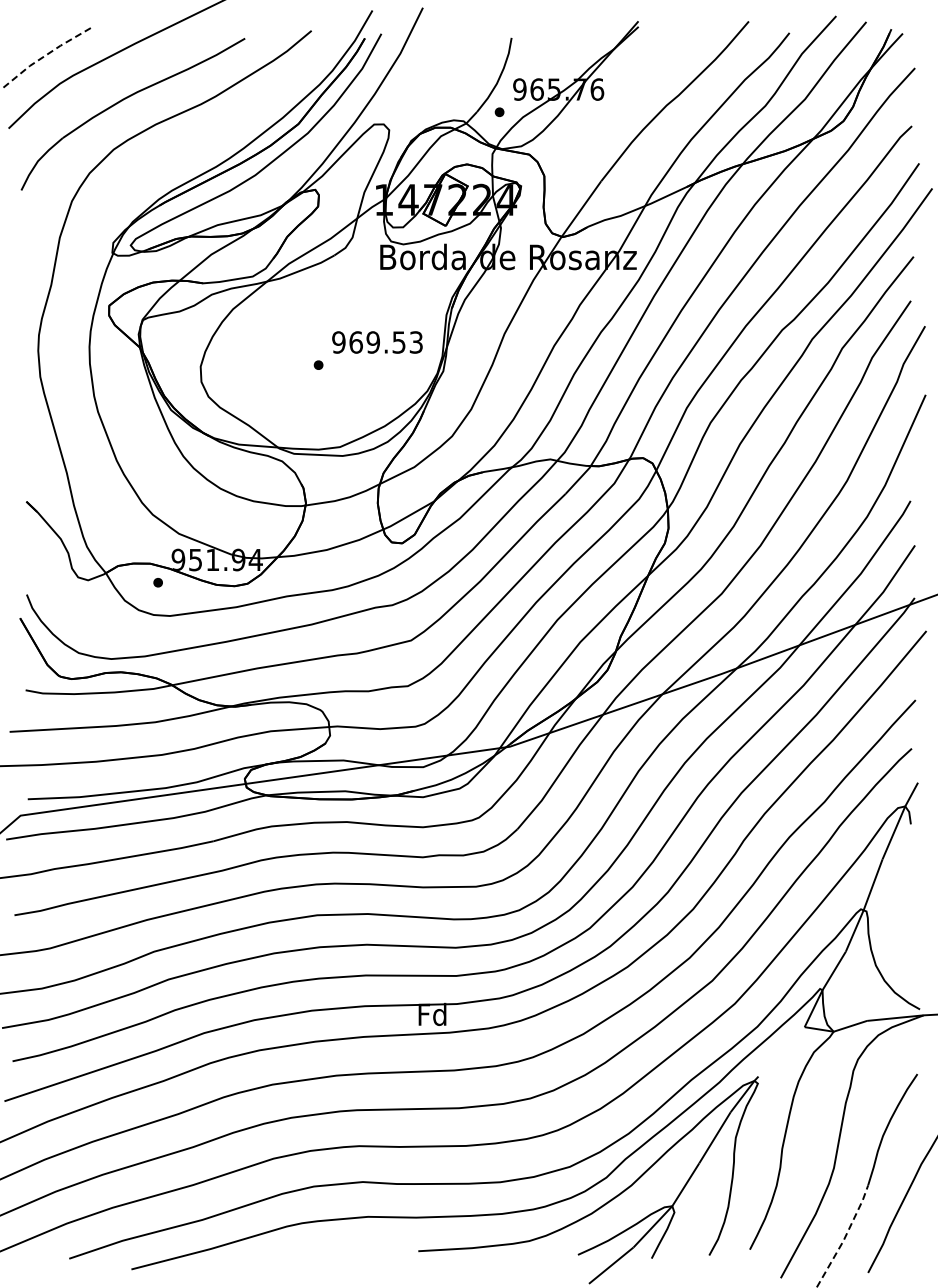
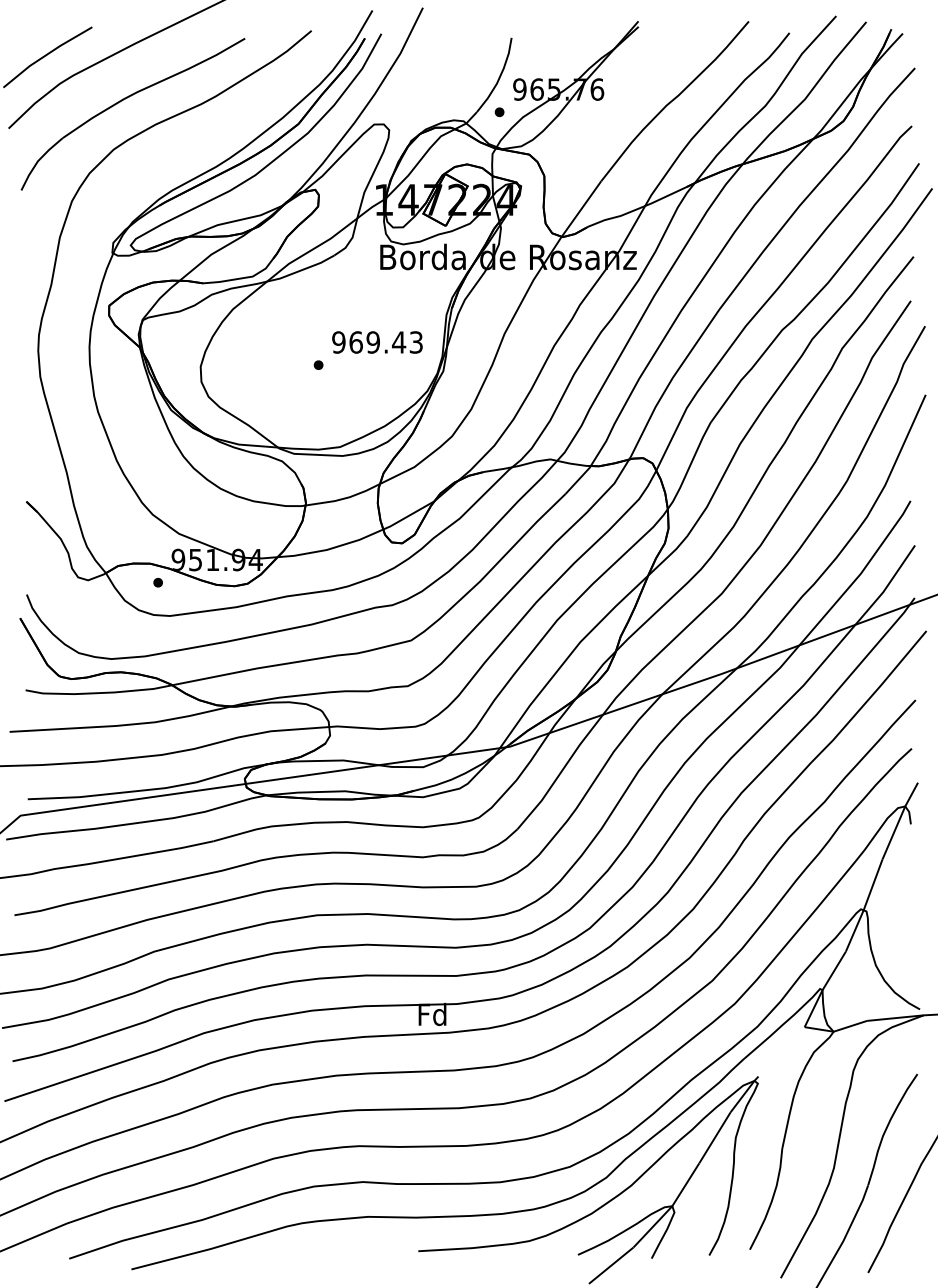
line: dashed -> solid (46, 55)
text: 969.53 -> 969.43 (399, 342)
line: dashed -> solid (845, 1237)
